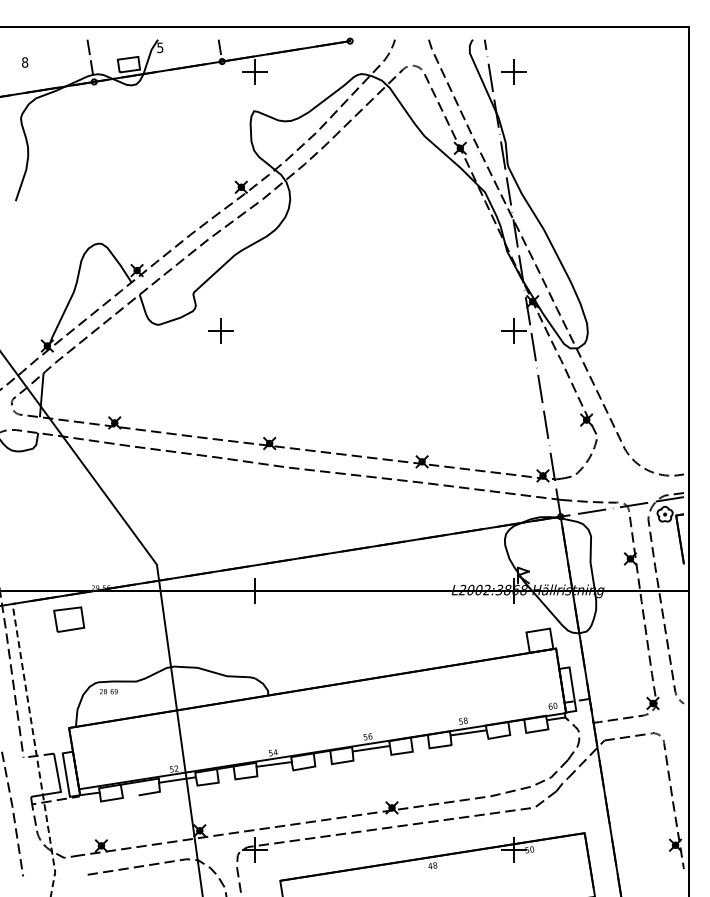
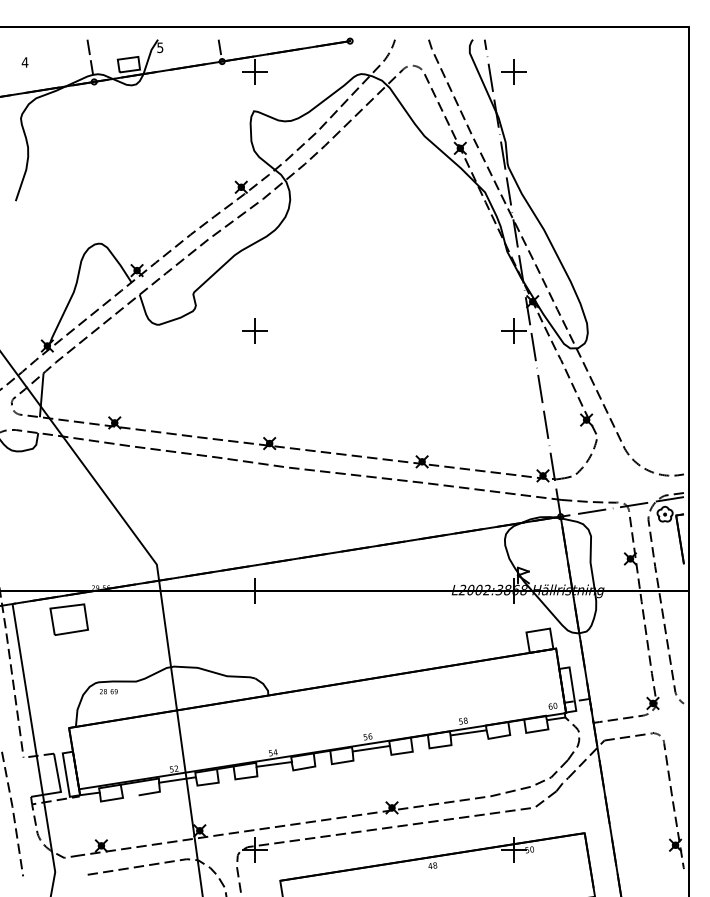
text: 8 -> 4 (24, 62)
part position: (220, 330) -> (254, 330) (254, 330)
part size: 33x27 px -> 40x33 px (68, 619)
line: dashed -> solid (35, 750)
